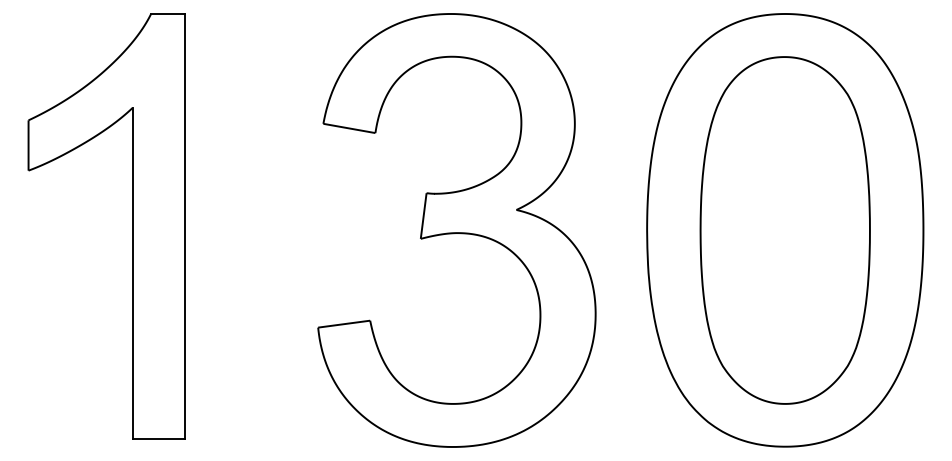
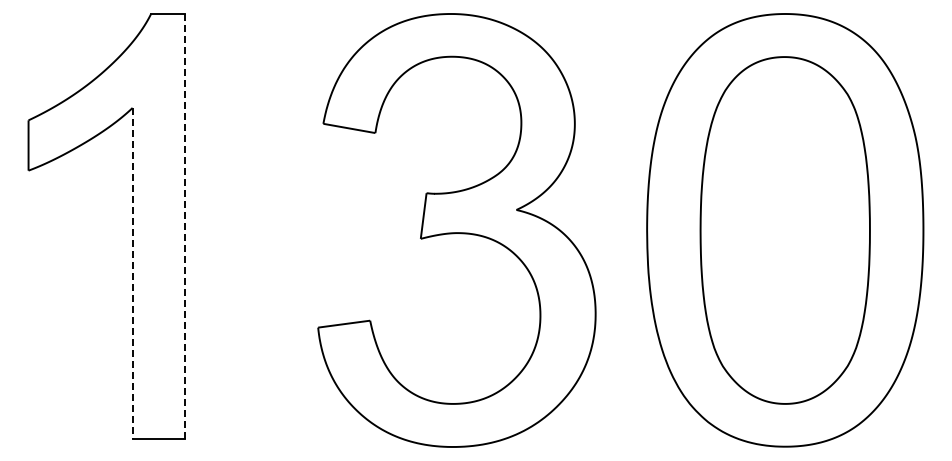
line: solid -> dashed (184, 226)
line: solid -> dashed (132, 273)
